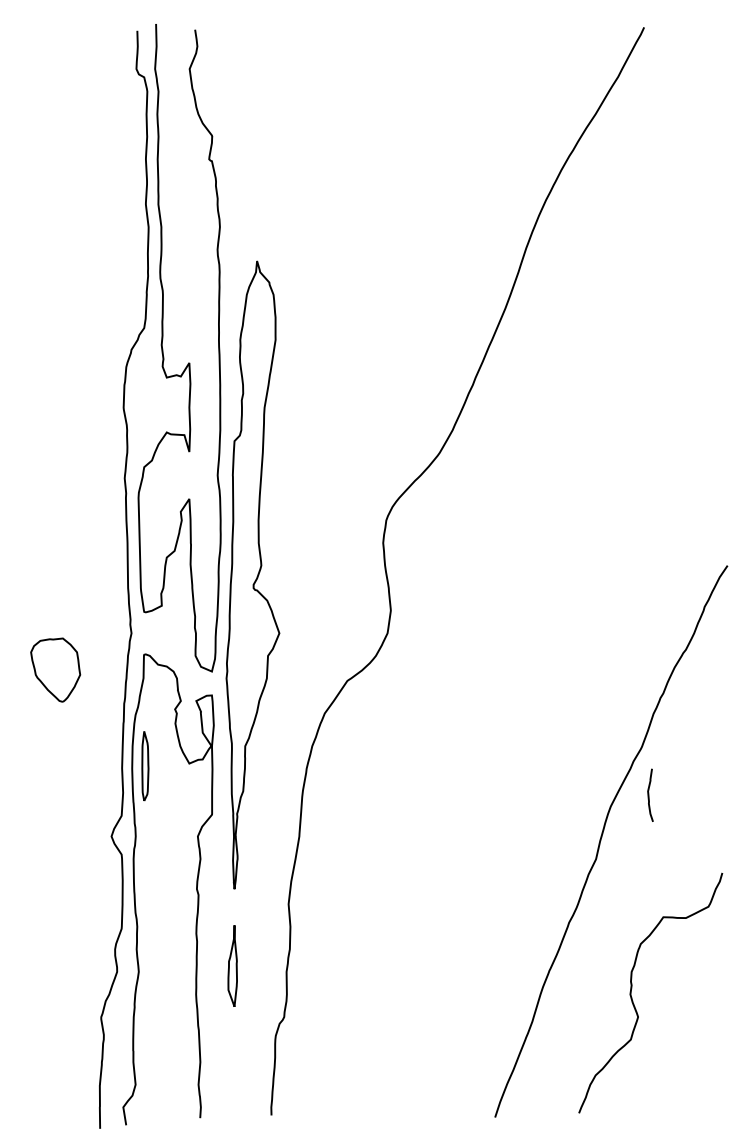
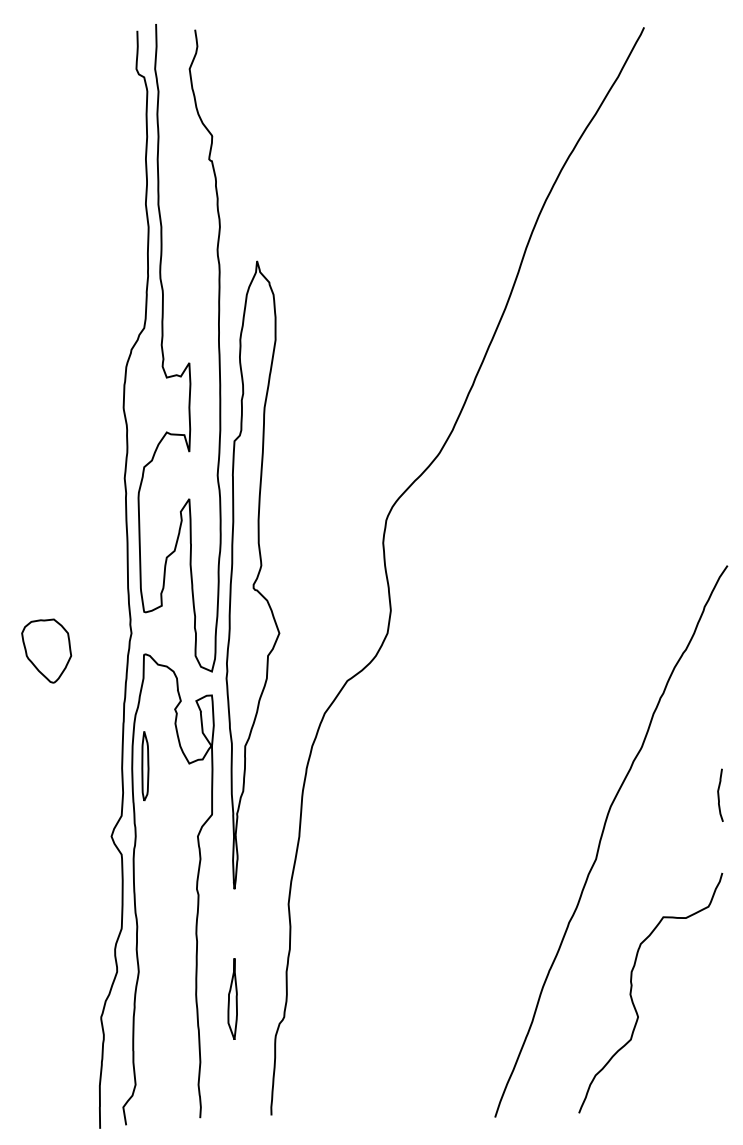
part position: (55, 669) -> (46, 650) (46, 650)
curve position: (649, 794) -> (719, 794) (719, 794)
part position: (232, 965) -> (232, 998) (232, 998)
